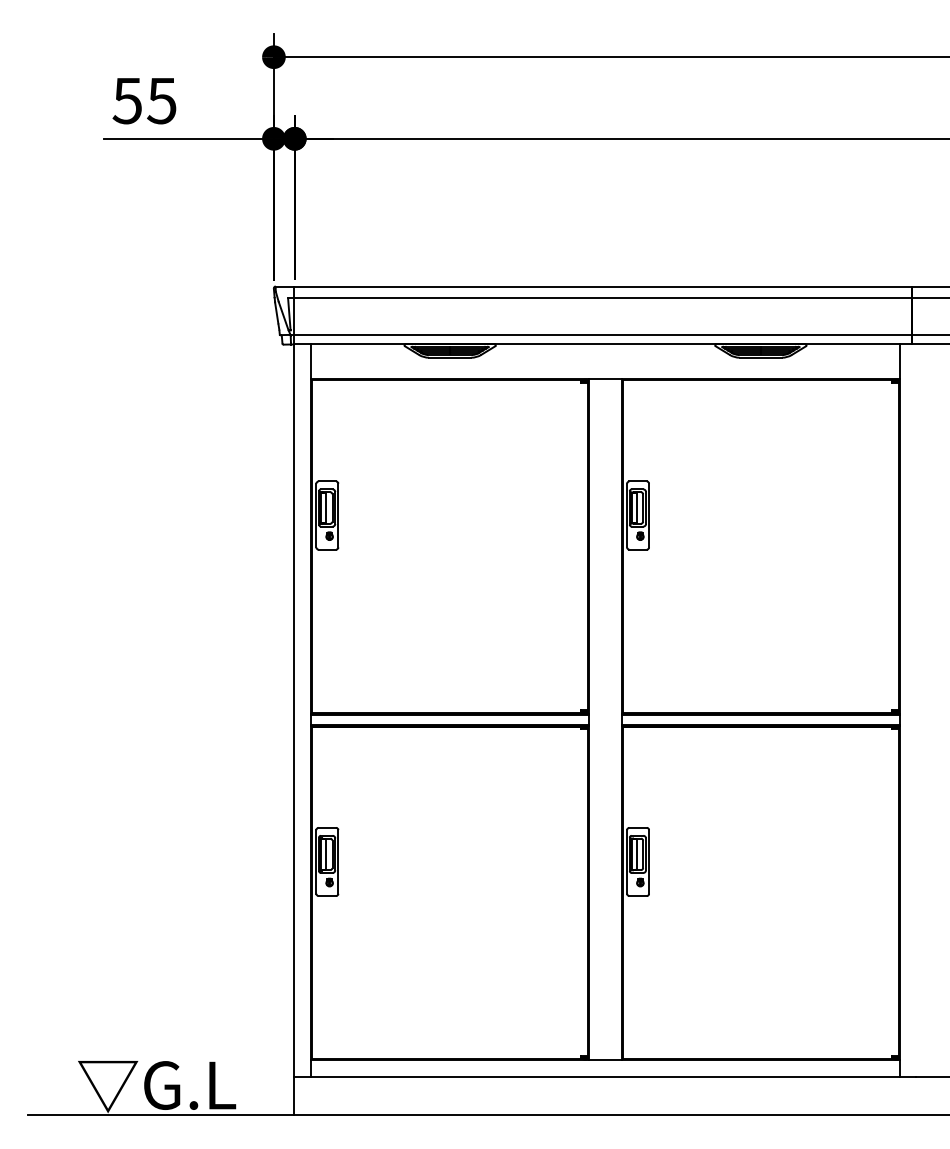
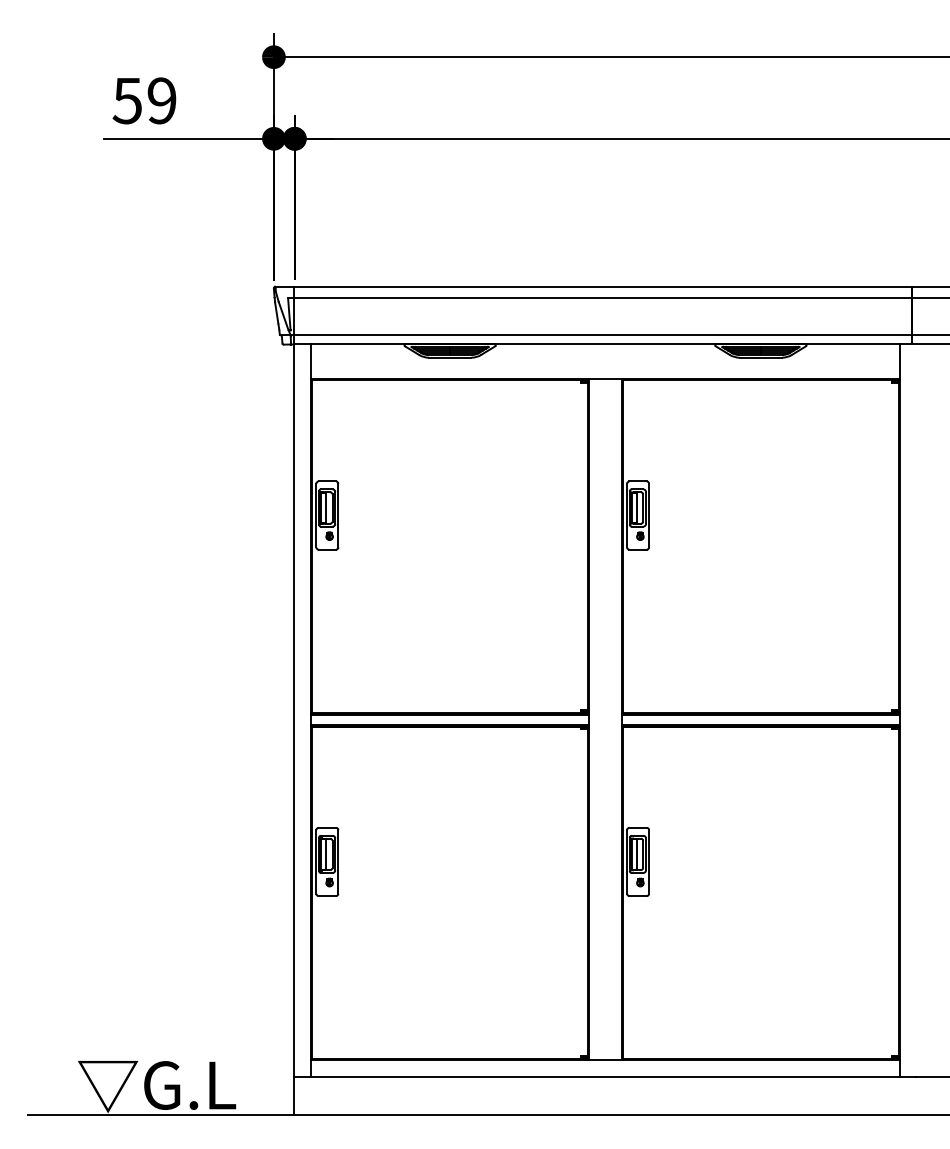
text: 55 -> 59 (161, 100)
